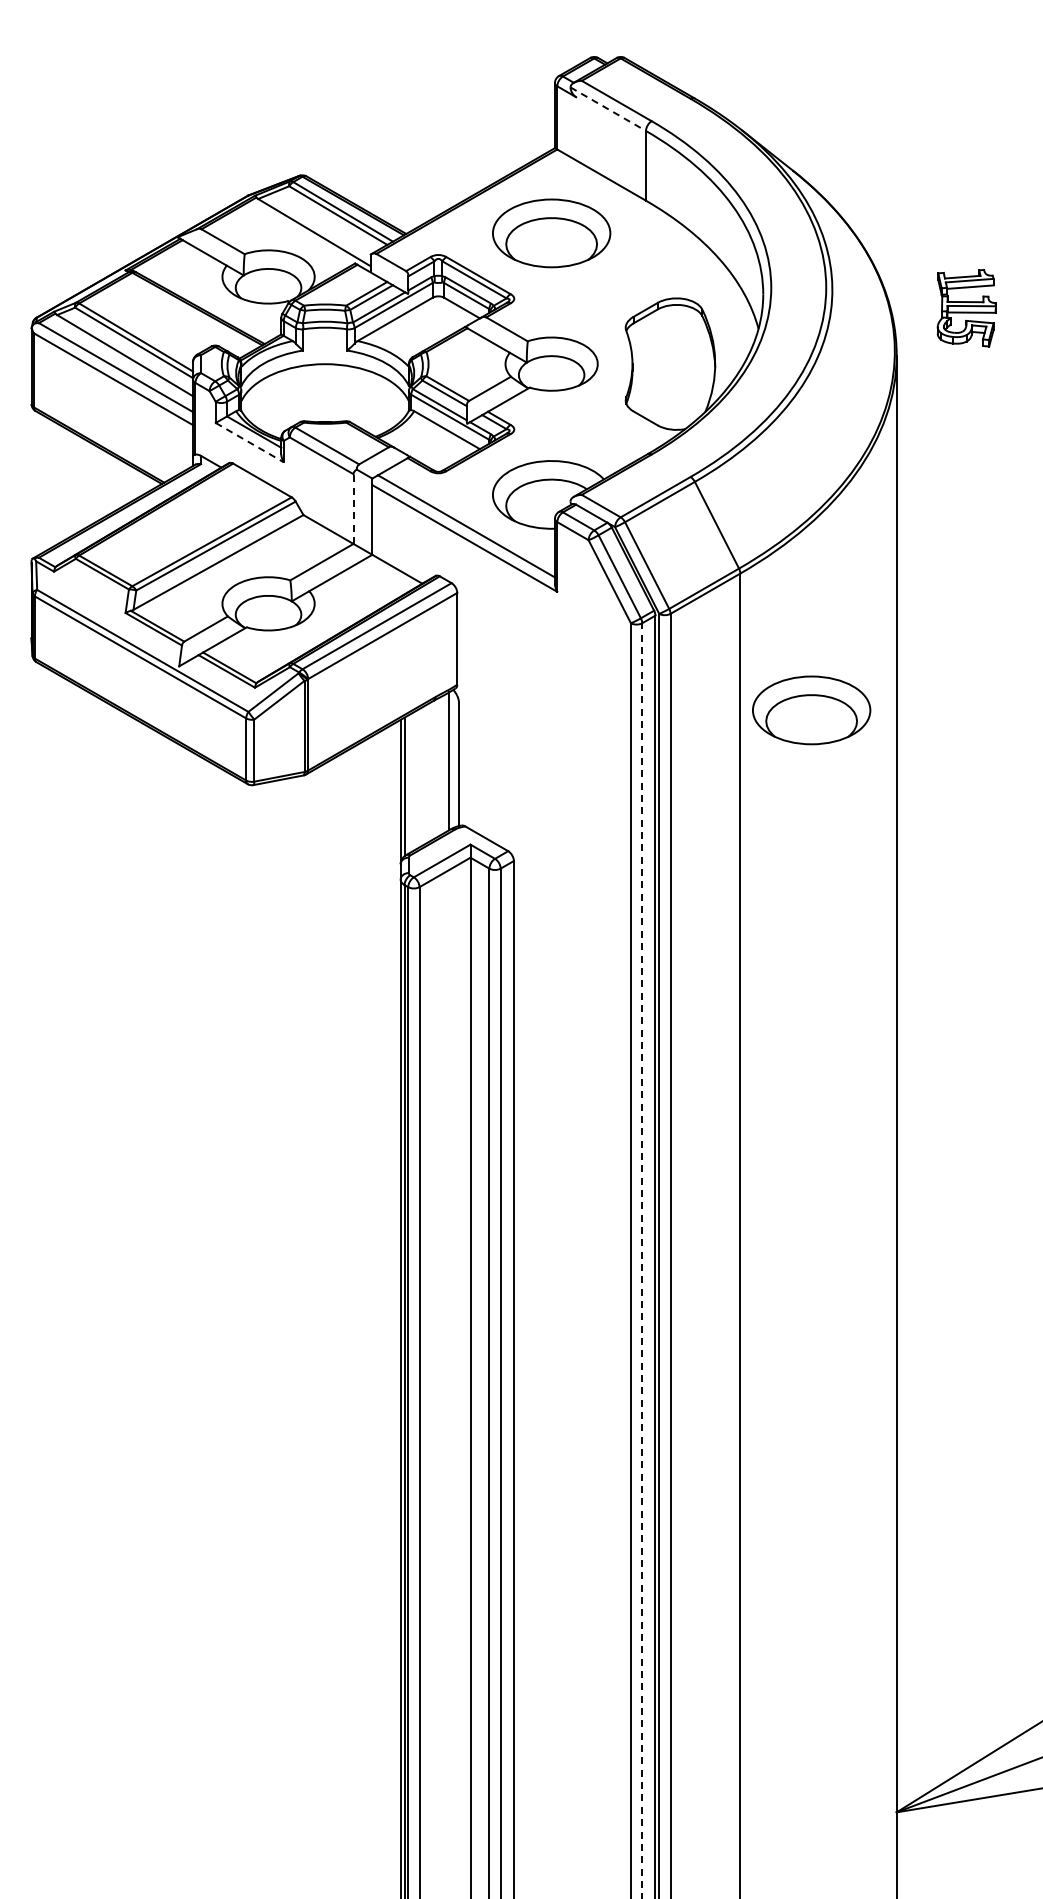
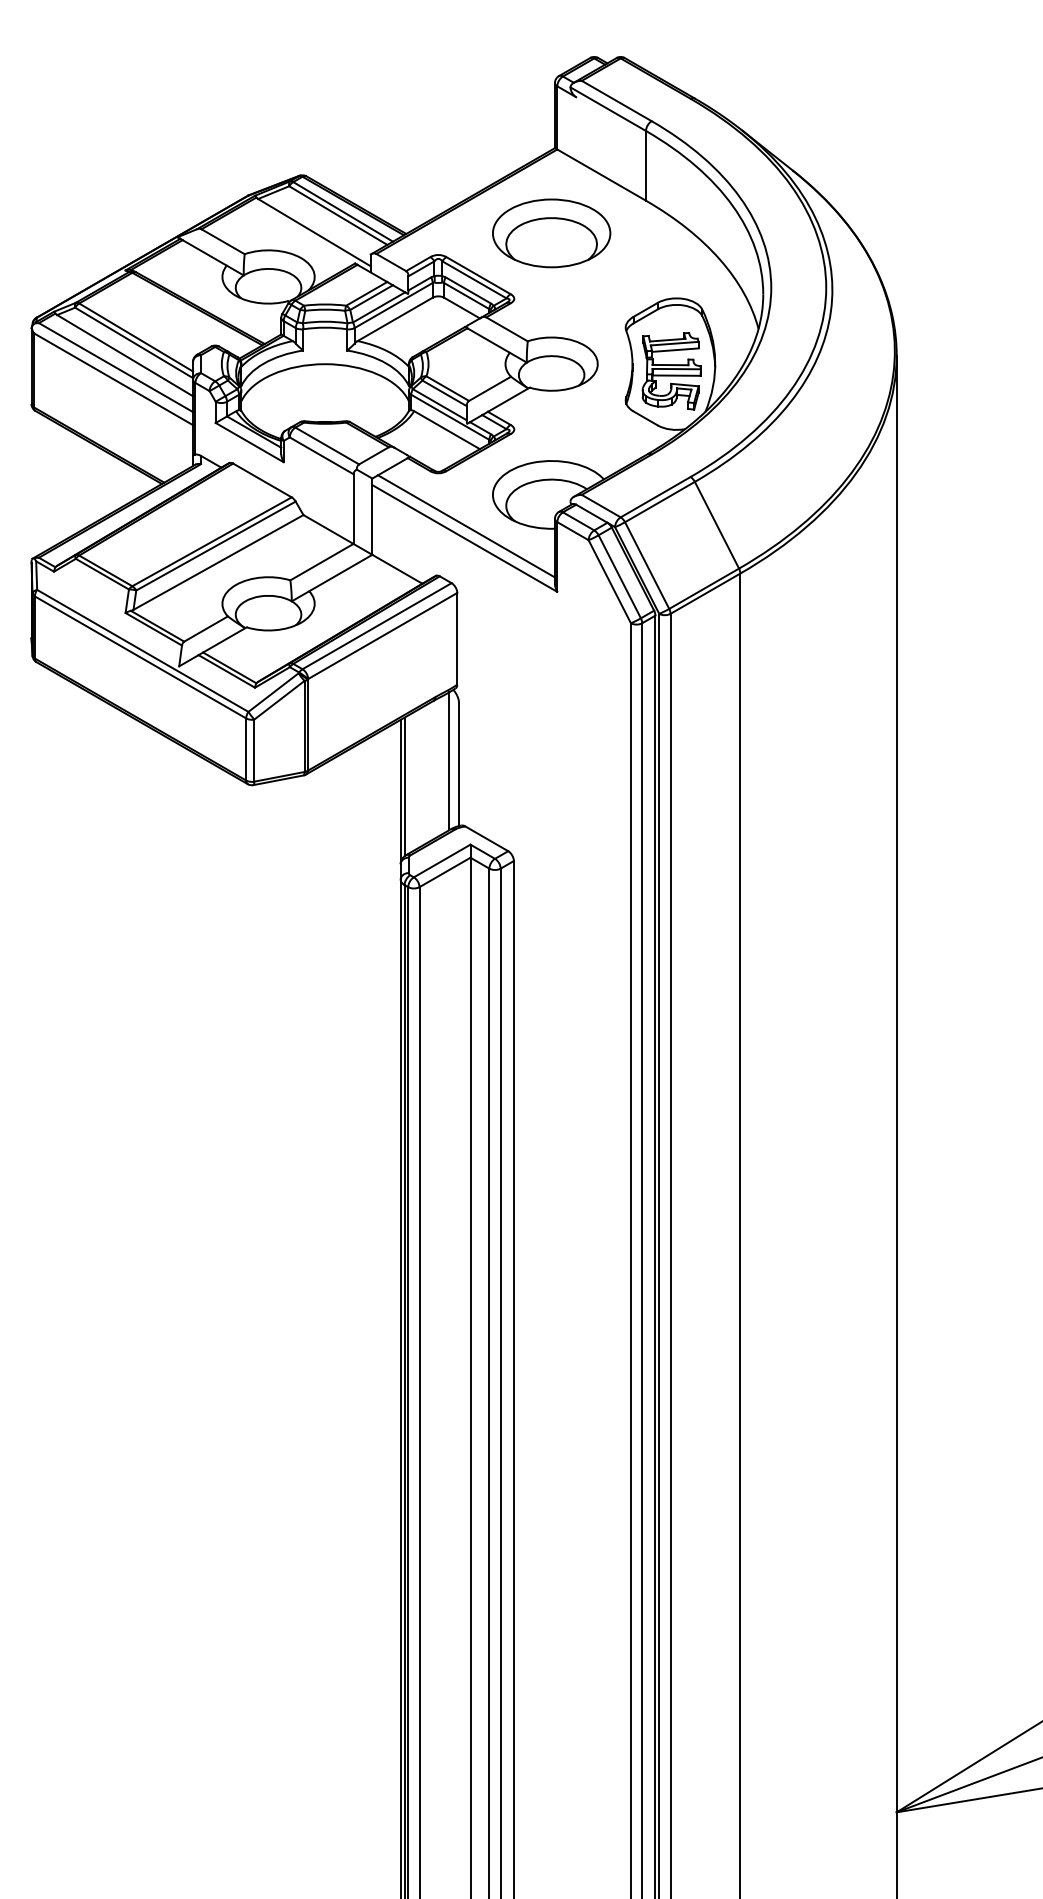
line: dashed -> solid (608, 109)
part position: (966, 308) -> (671, 371) (671, 371)
line: dashed -> solid (250, 442)
line: dashed -> solid (353, 509)
part: present -> none (811, 710)
line: dashed -> solid (642, 1260)
